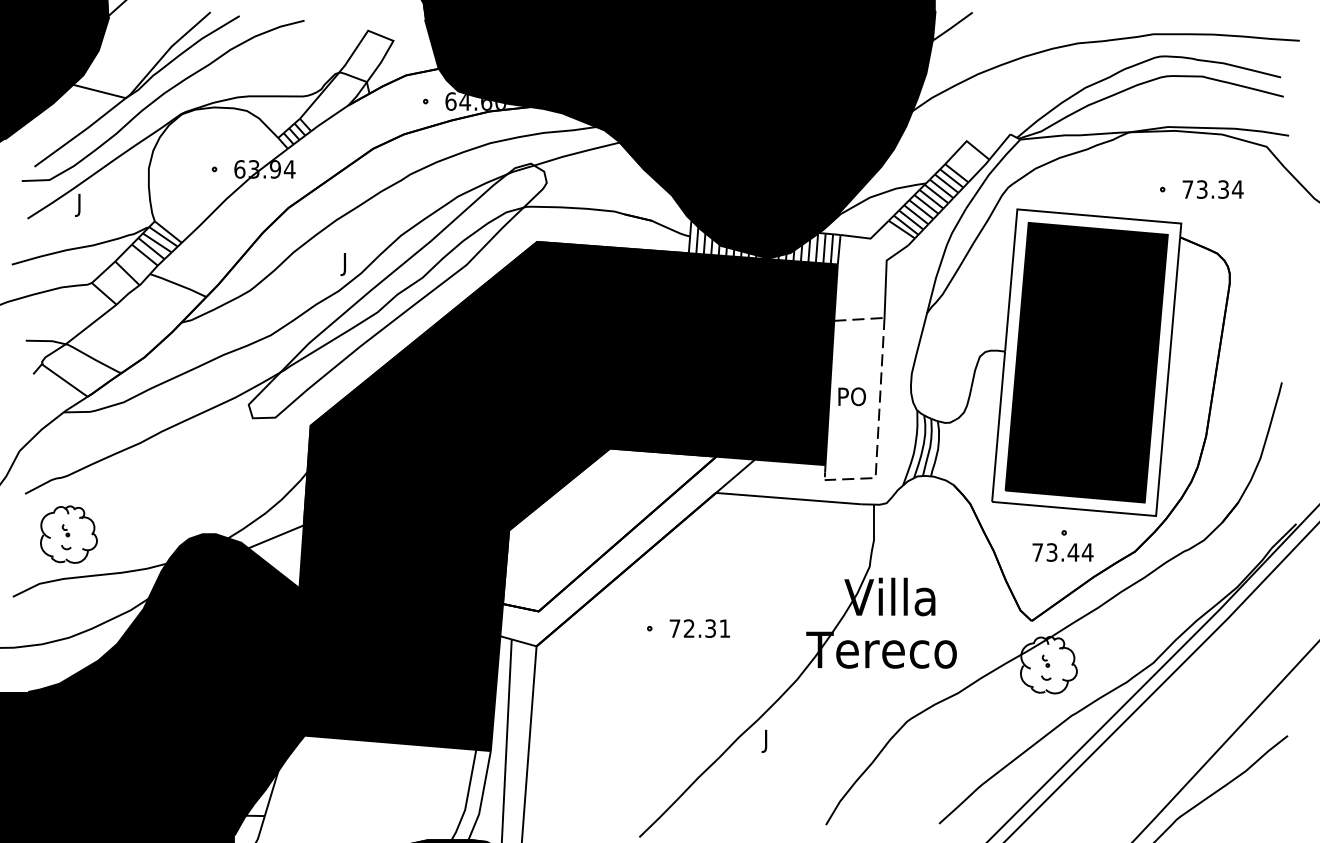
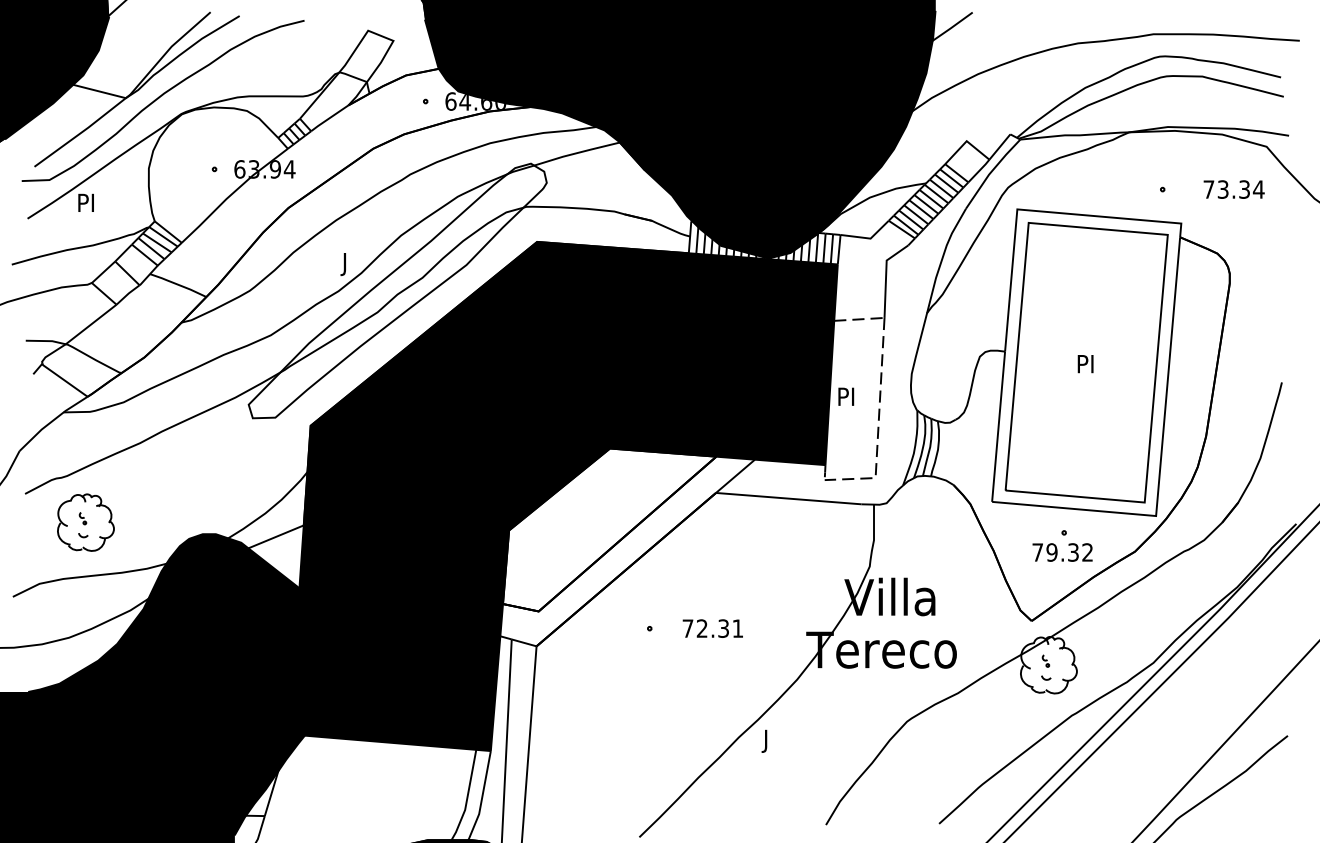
text position: (1212, 189) -> (1233, 189) (1233, 189)
text: J -> PI (84, 204)
fill: present -> none (1086, 362)
text: PO -> PI (858, 396)
part position: (68, 534) -> (85, 522) (85, 522)
text: 73.44 -> 79.32 (1069, 552)
text position: (699, 628) -> (712, 628) (712, 628)
